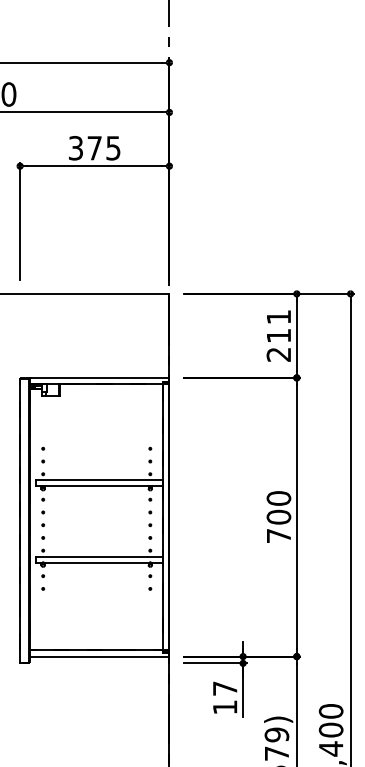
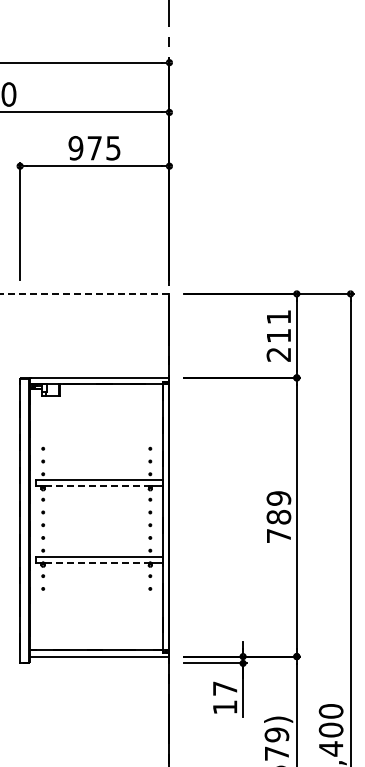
text: 375 -> 975 (75, 148)
line: solid -> dashed (84, 293)
line: solid -> dashed (96, 486)
text: 700 -> 789 (278, 507)
line: solid -> dashed (96, 562)
